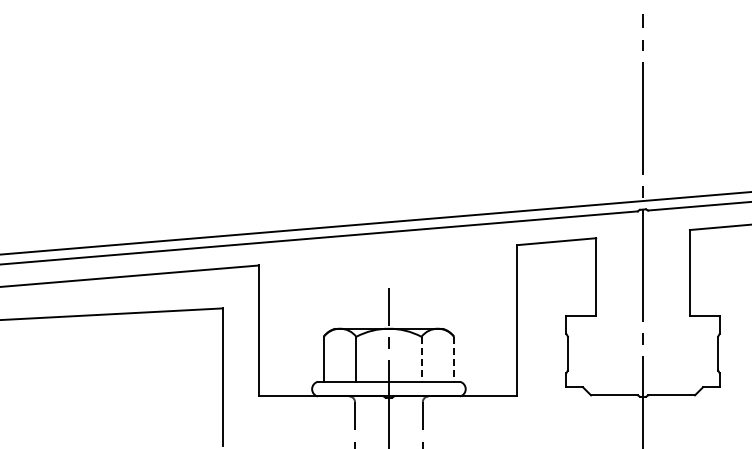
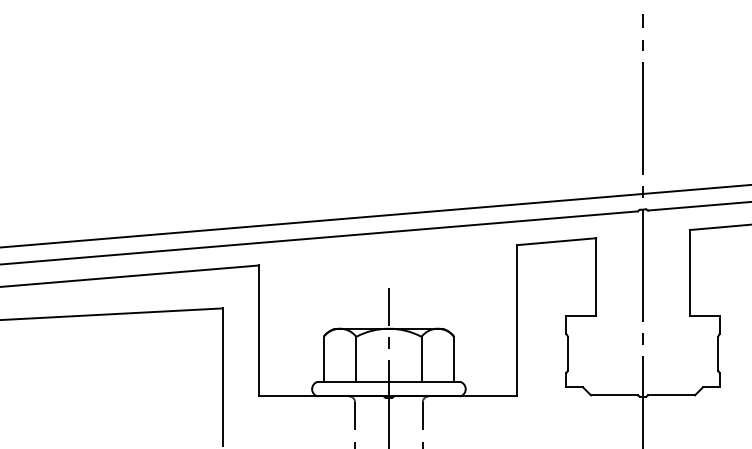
line position: (375, 223) -> (375, 216) (375, 216)
line: dashed -> solid (421, 359)
line: dashed -> solid (454, 359)
